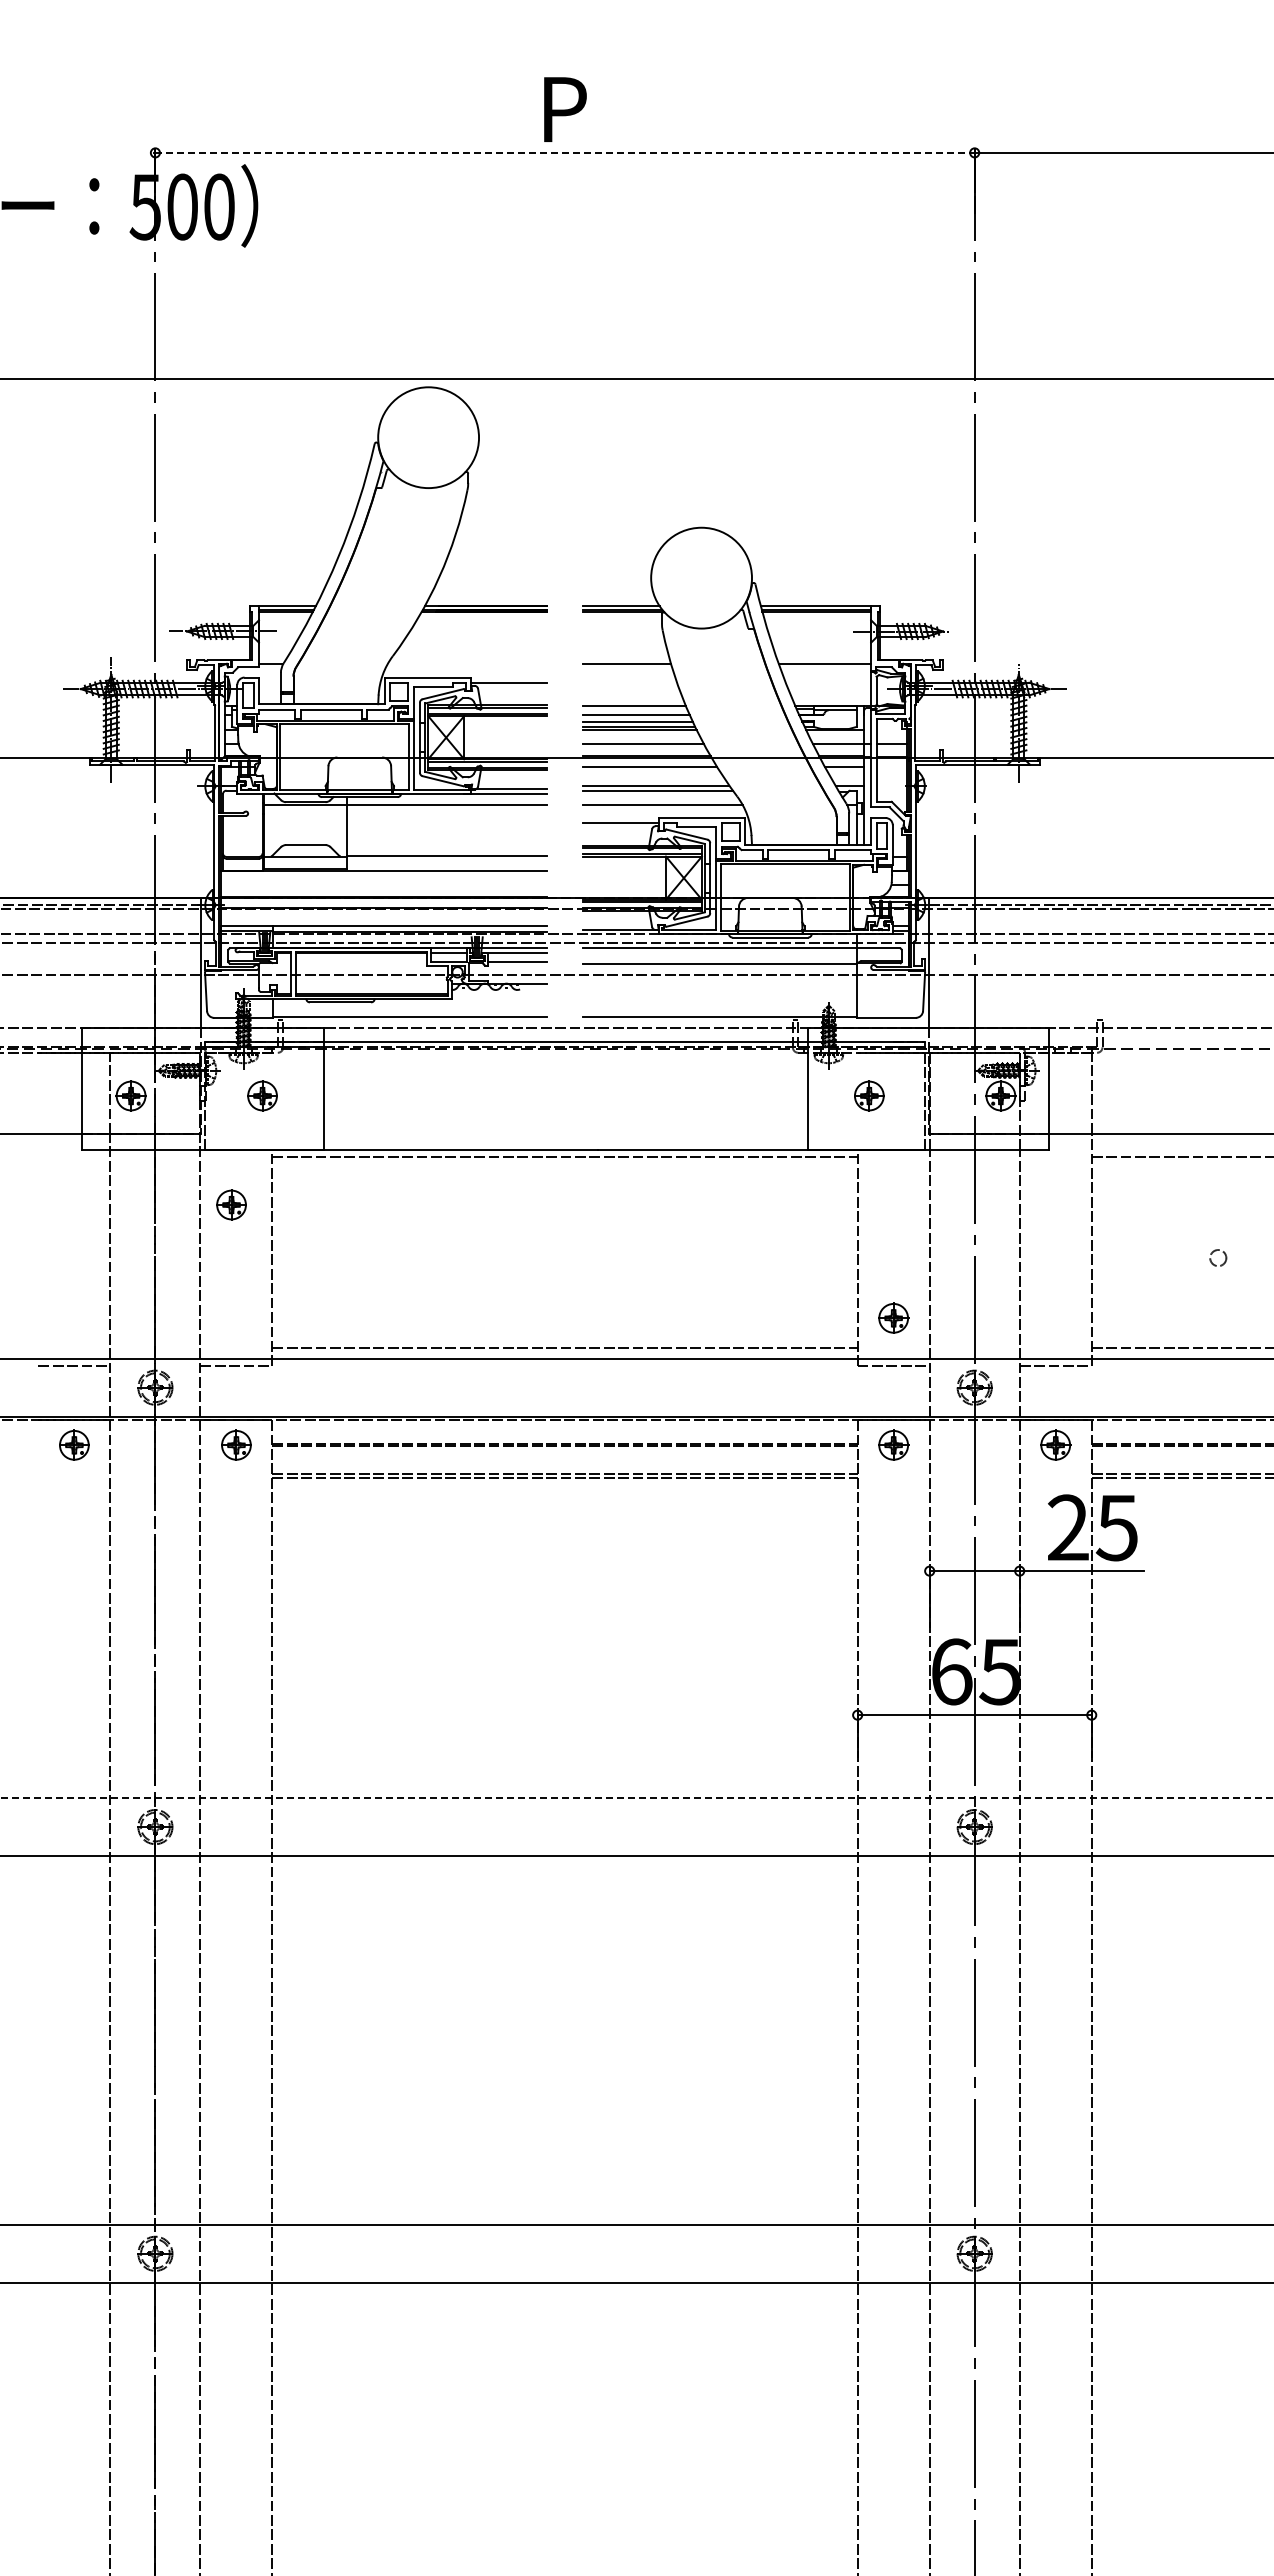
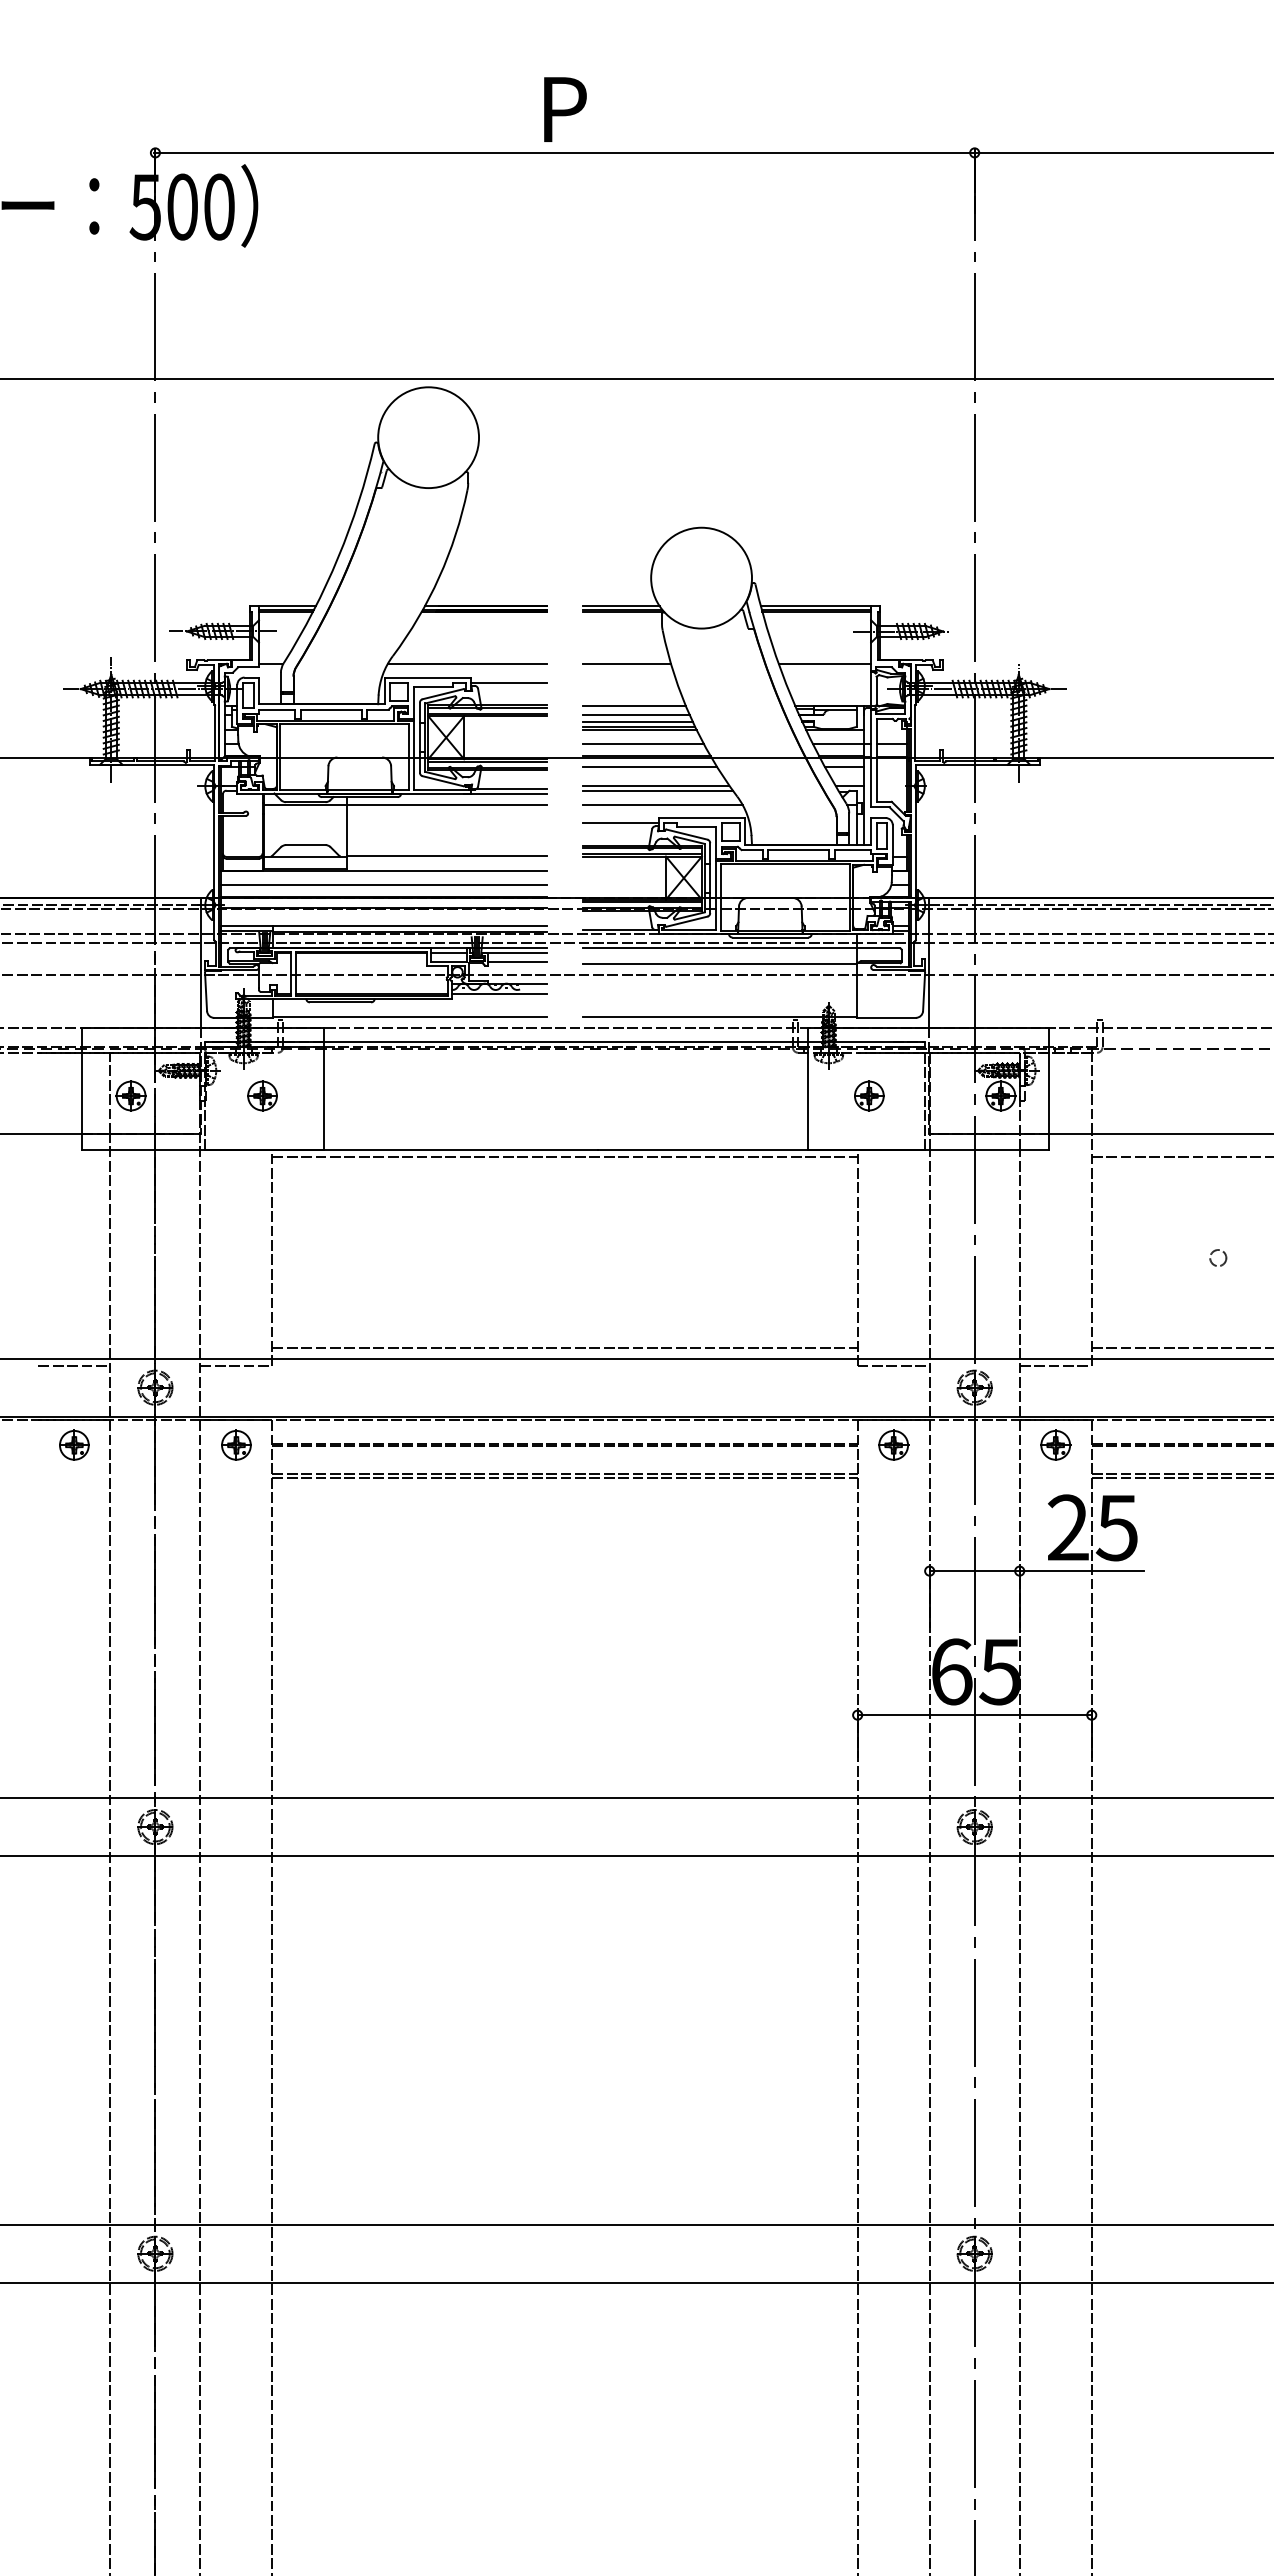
line: dashed -> solid (565, 152)
line: none -> present (467, 663)
line: none -> present (384, 884)
line: none -> present (499, 994)
part: present -> none (231, 1204)
part: present -> none (893, 1317)
line: dashed -> solid (637, 1798)
